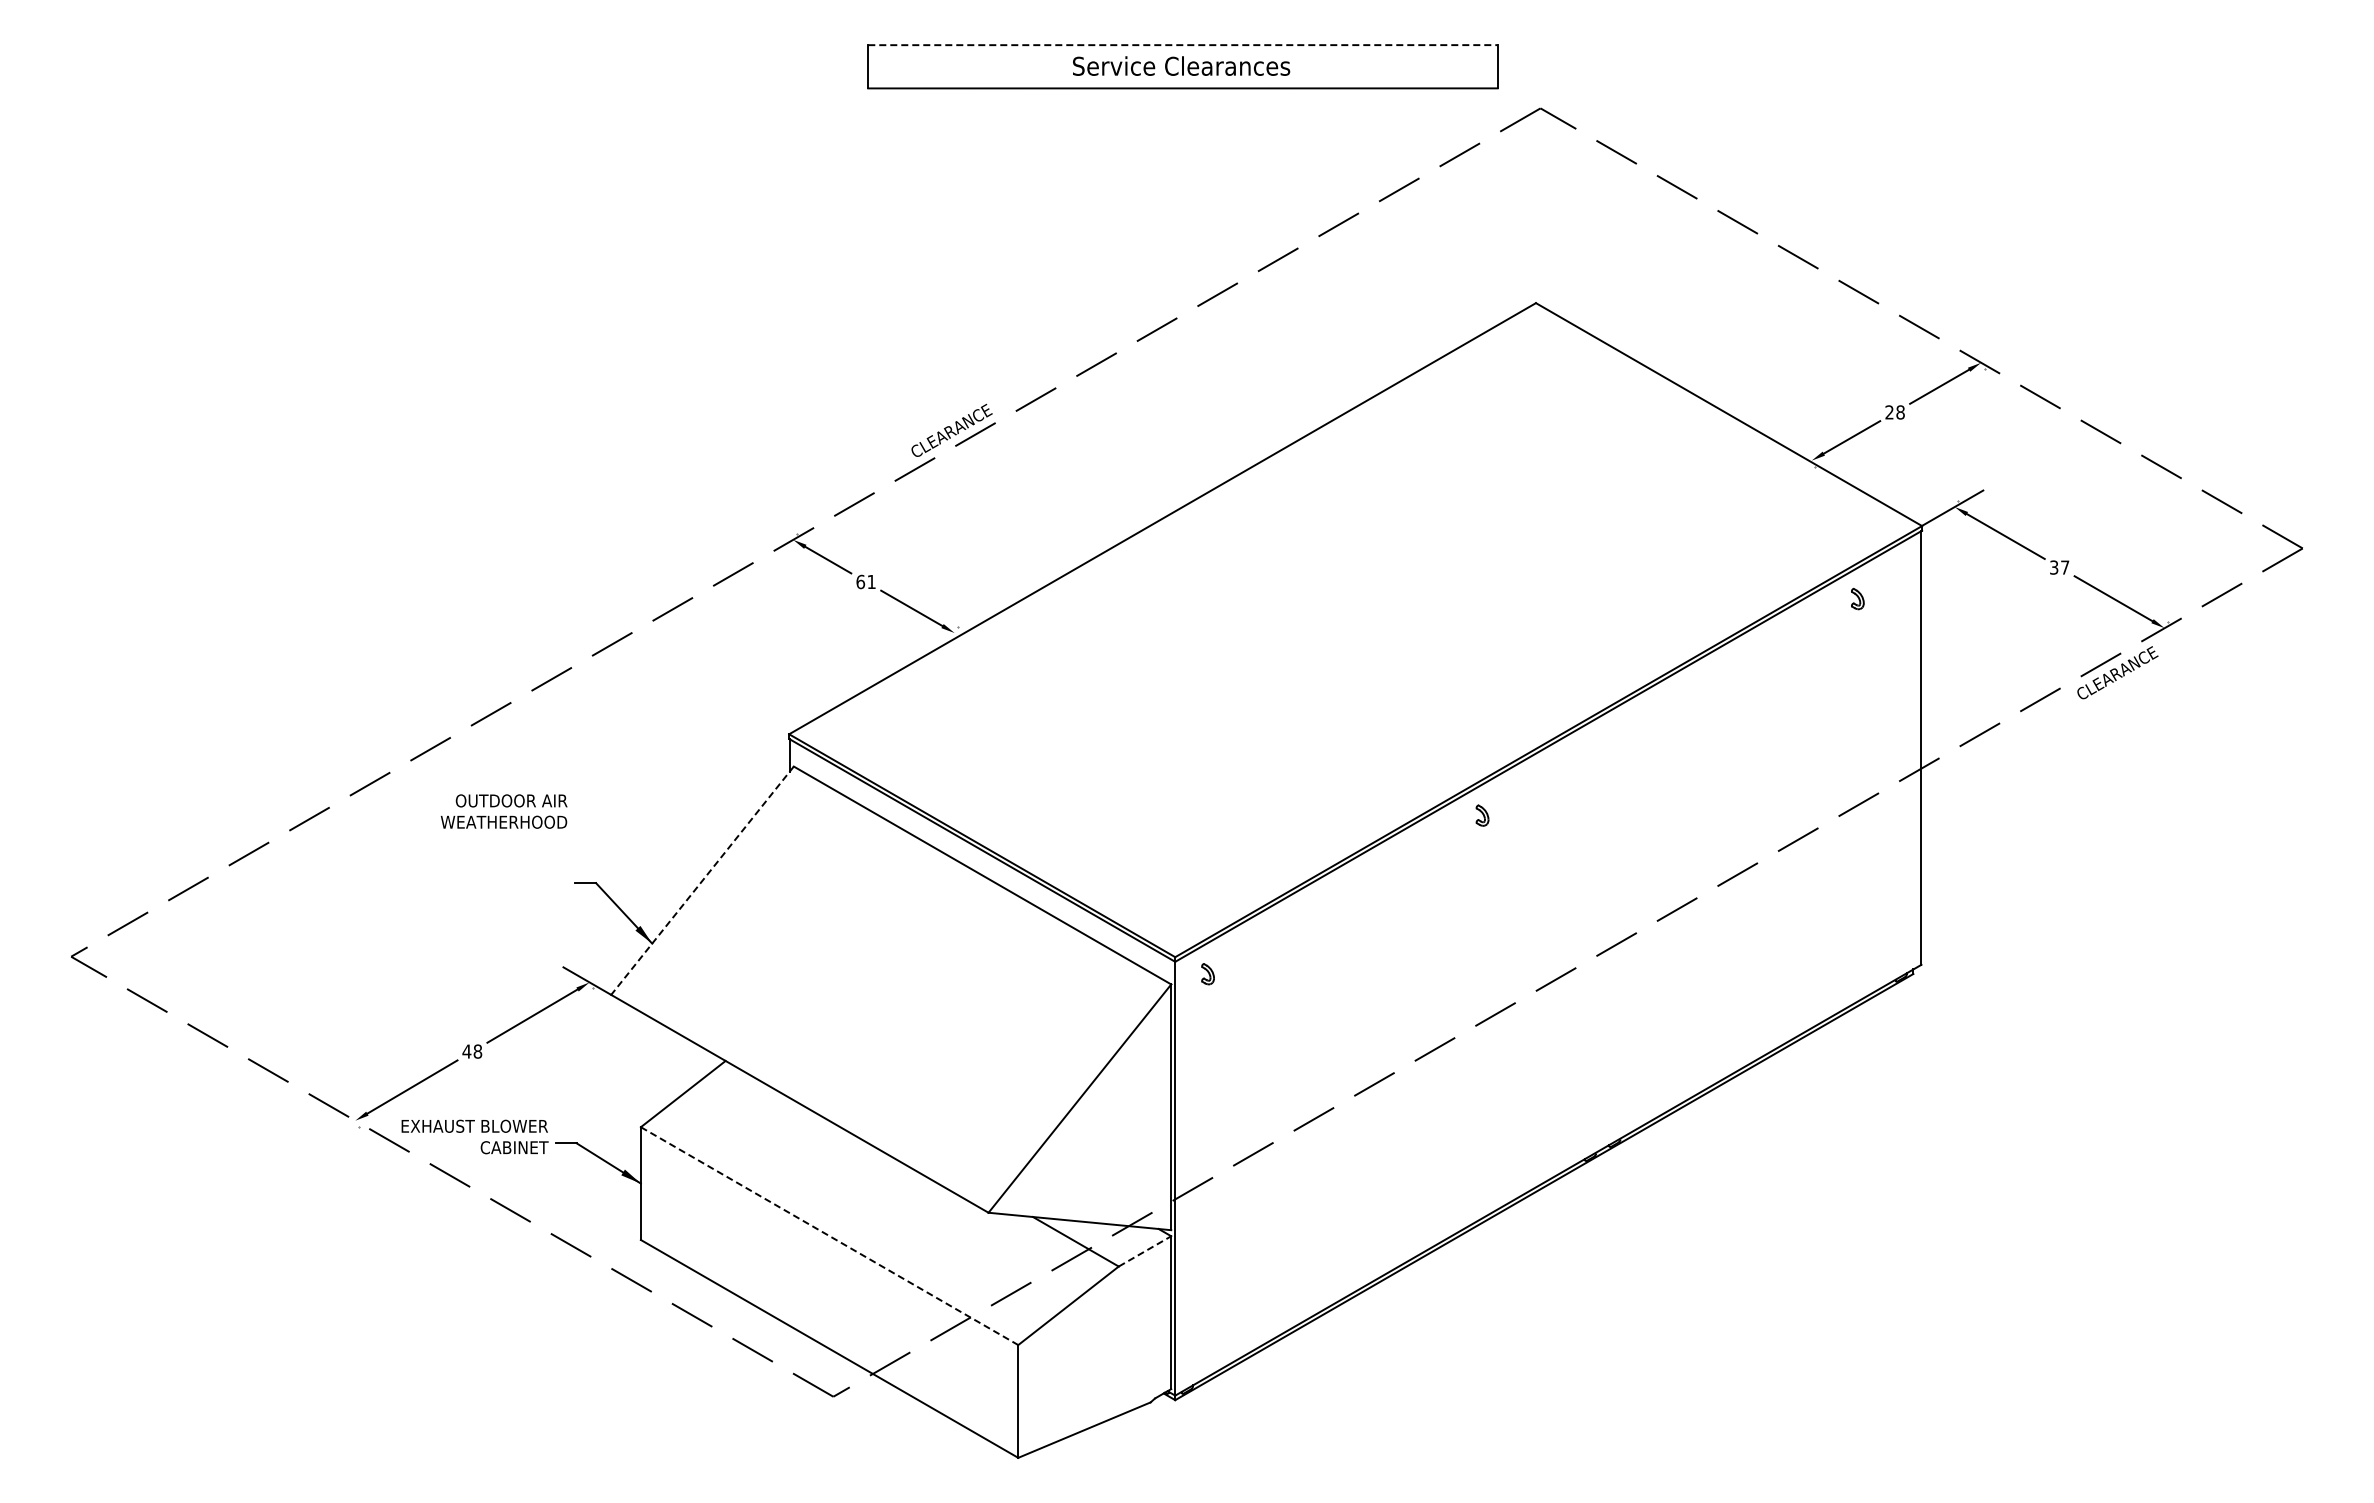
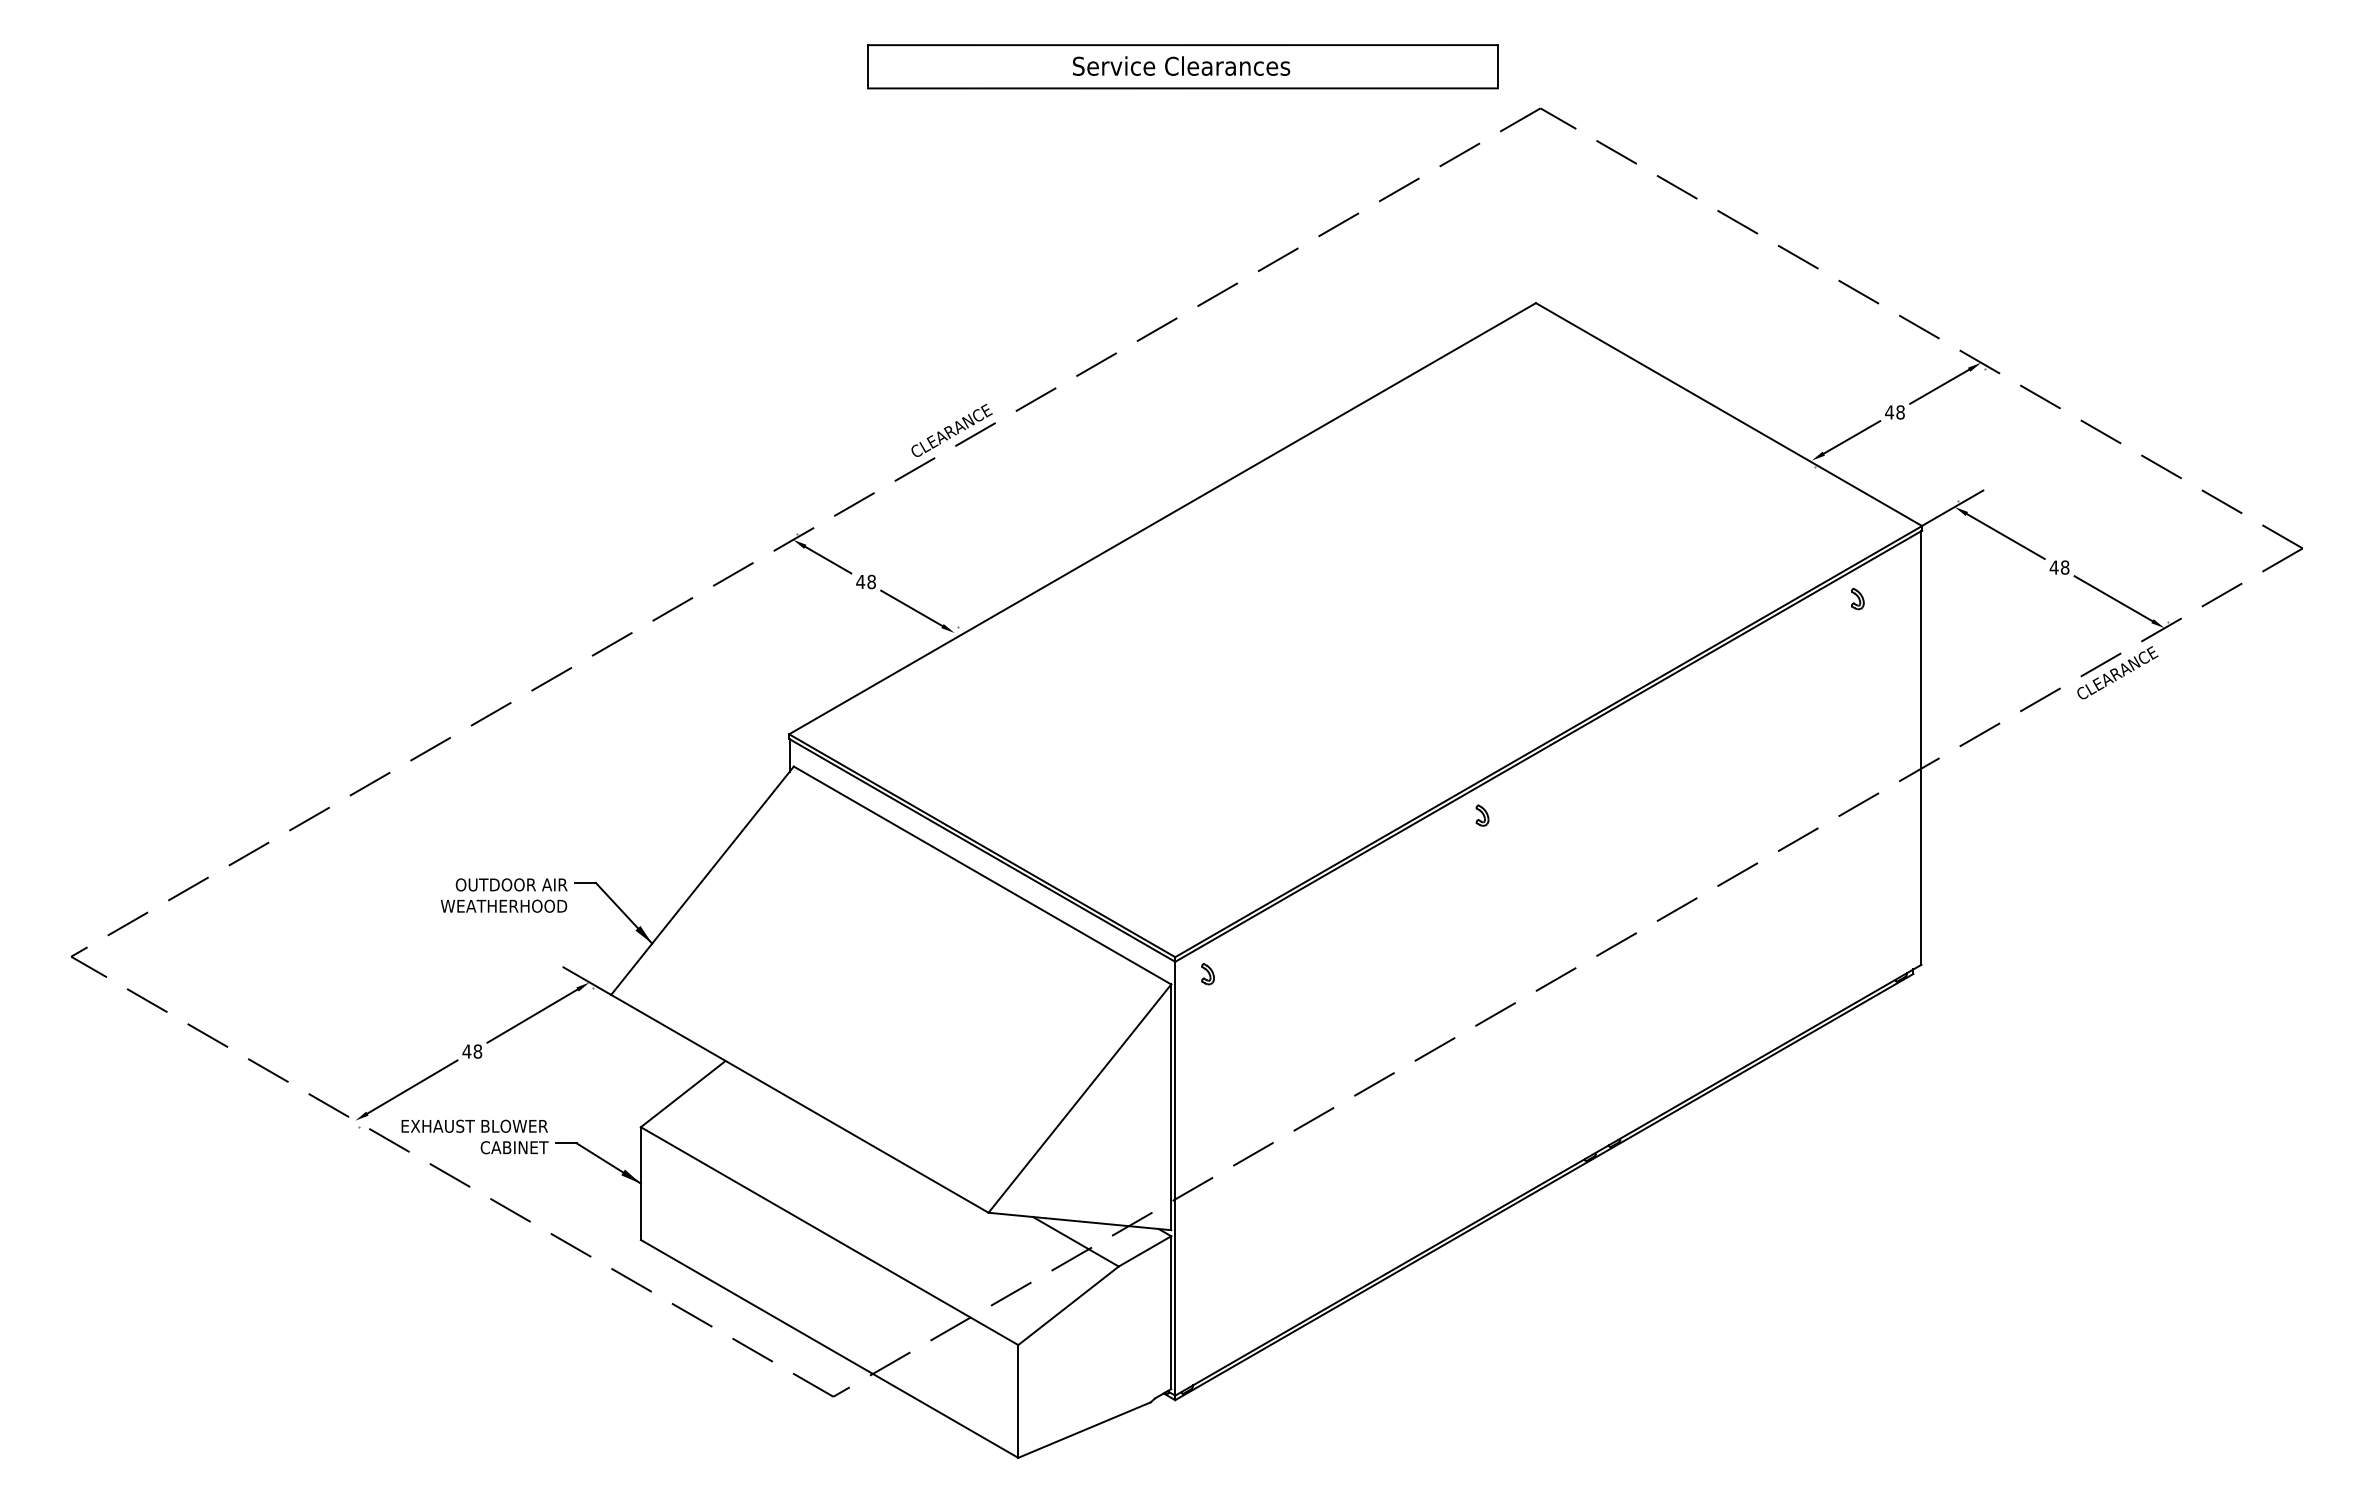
line: dashed -> solid (1182, 45)
text: 28 -> 48 (1889, 412)
text: 37 -> 48 (2059, 567)
text: 61 -> 48 (865, 581)
text position: (503, 811) -> (503, 895) (503, 895)
line: dashed -> solid (702, 881)
line: dashed -> solid (829, 1236)
line: dashed -> solid (1145, 1251)
